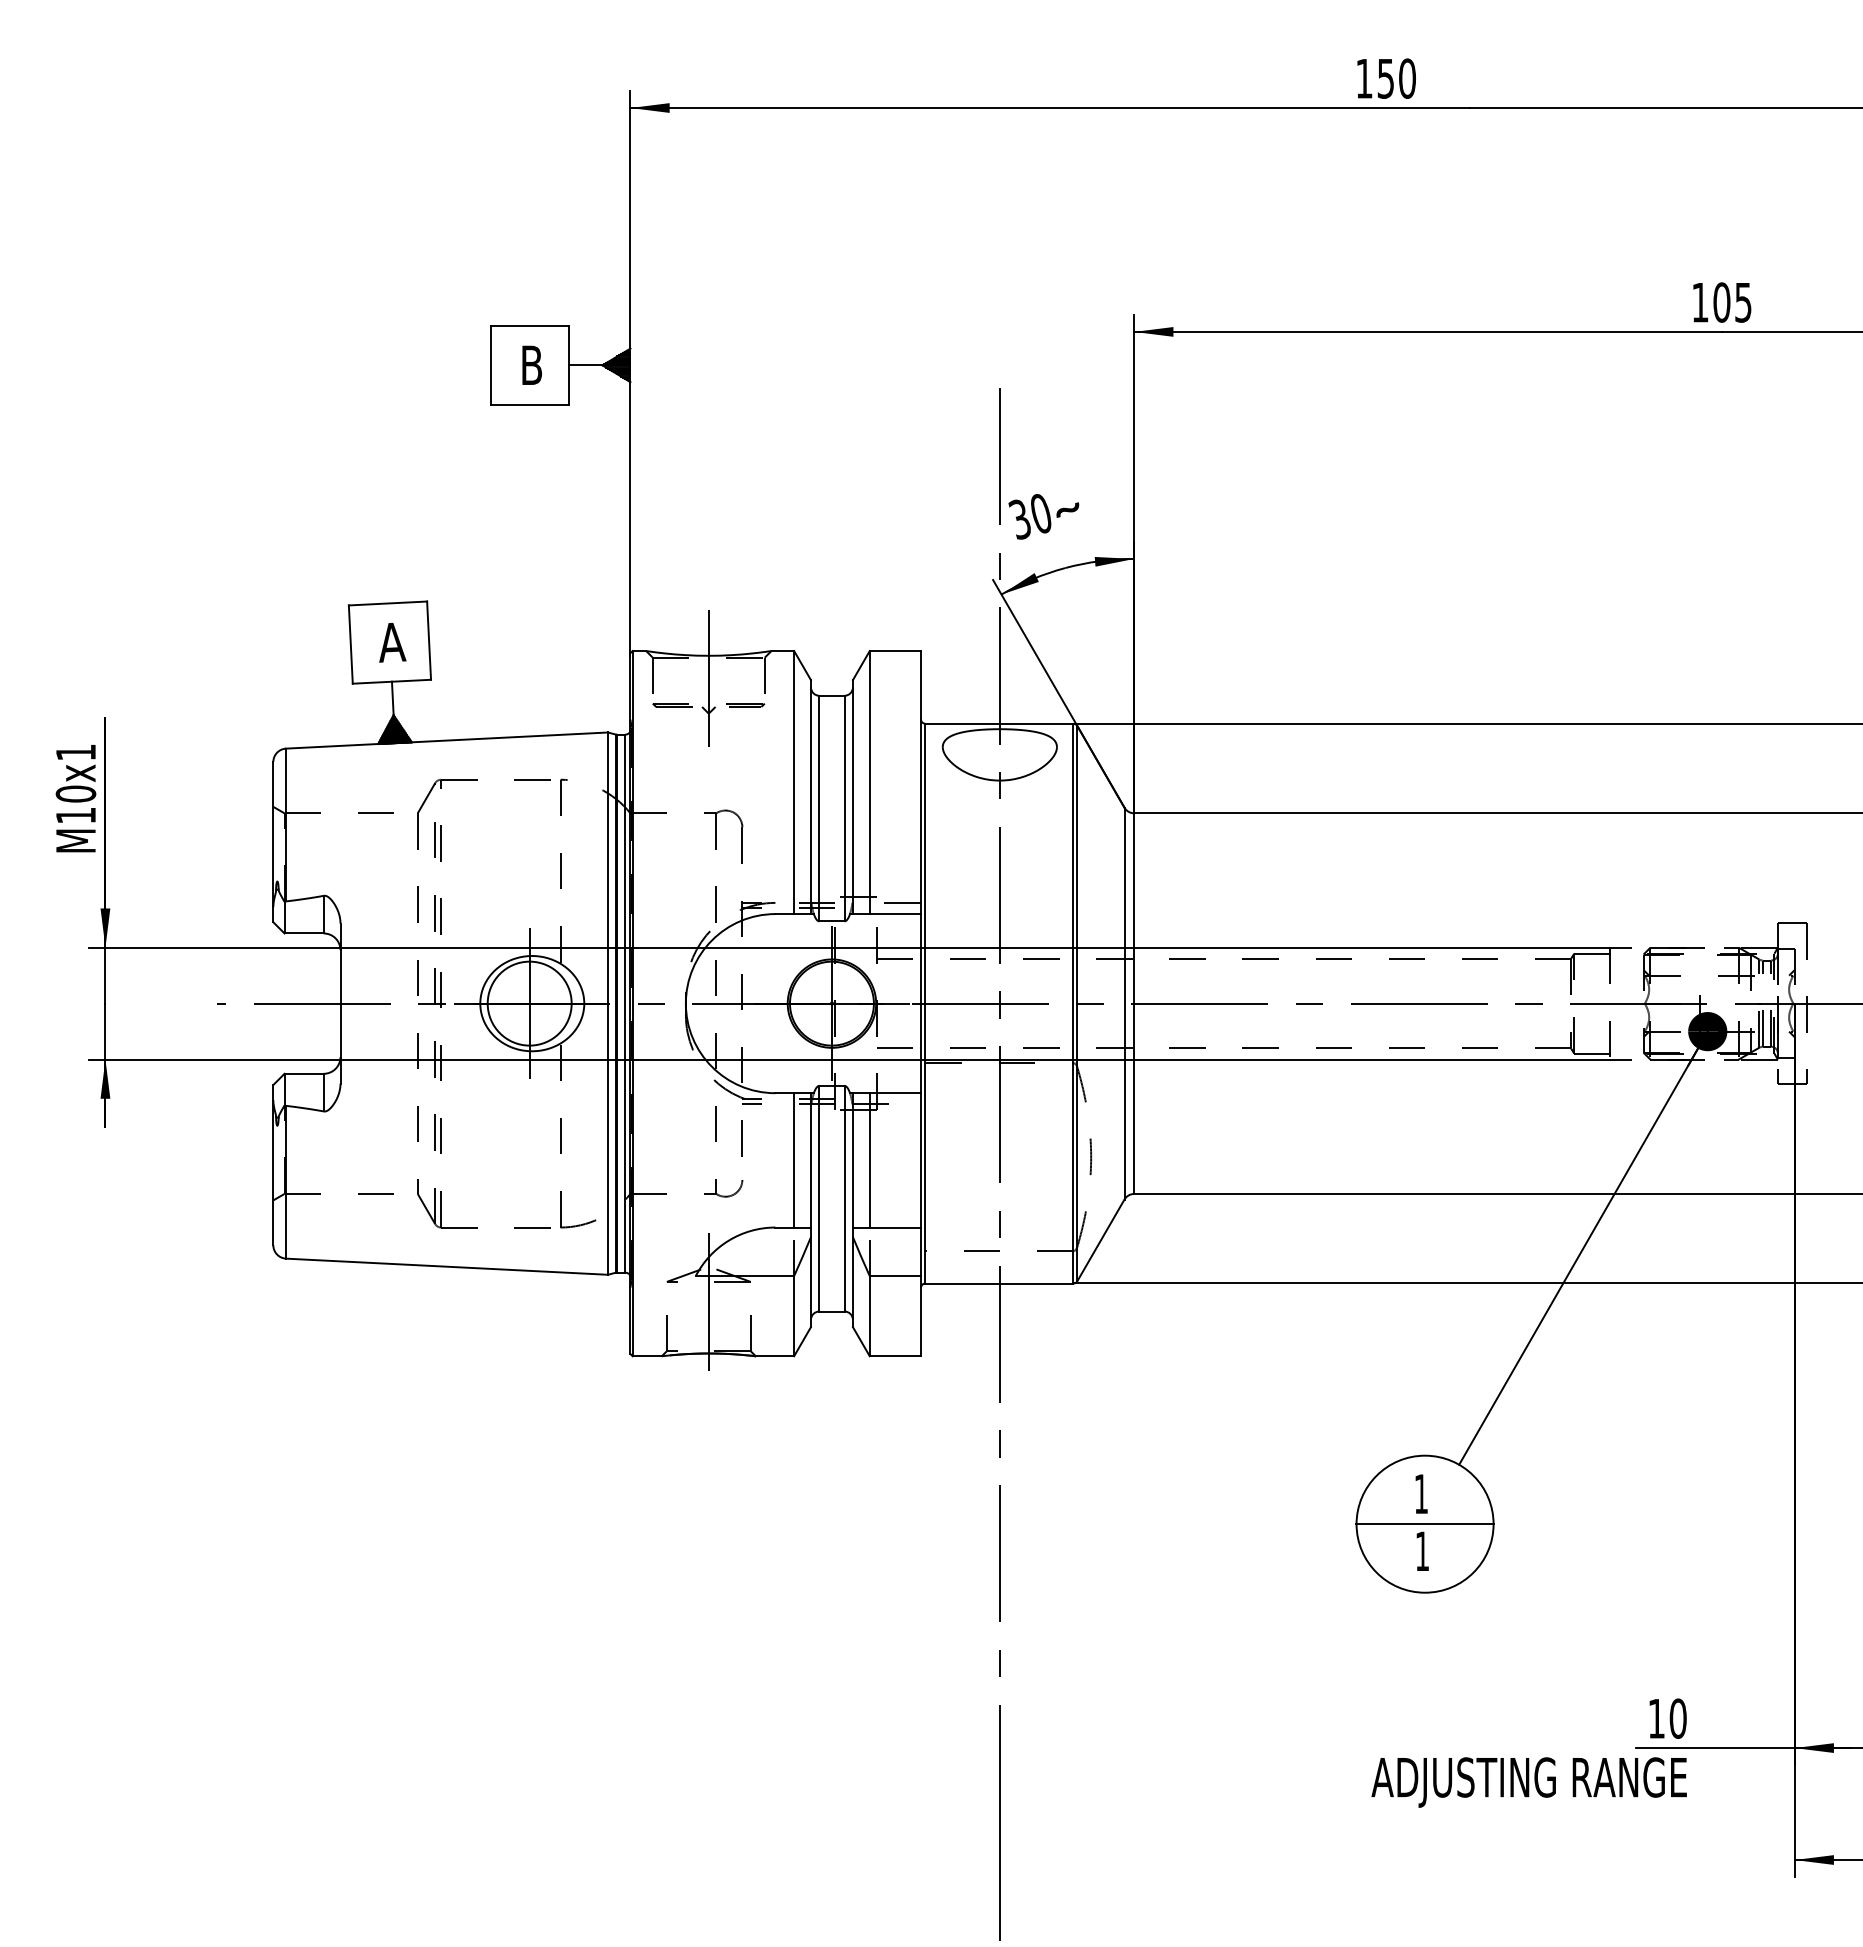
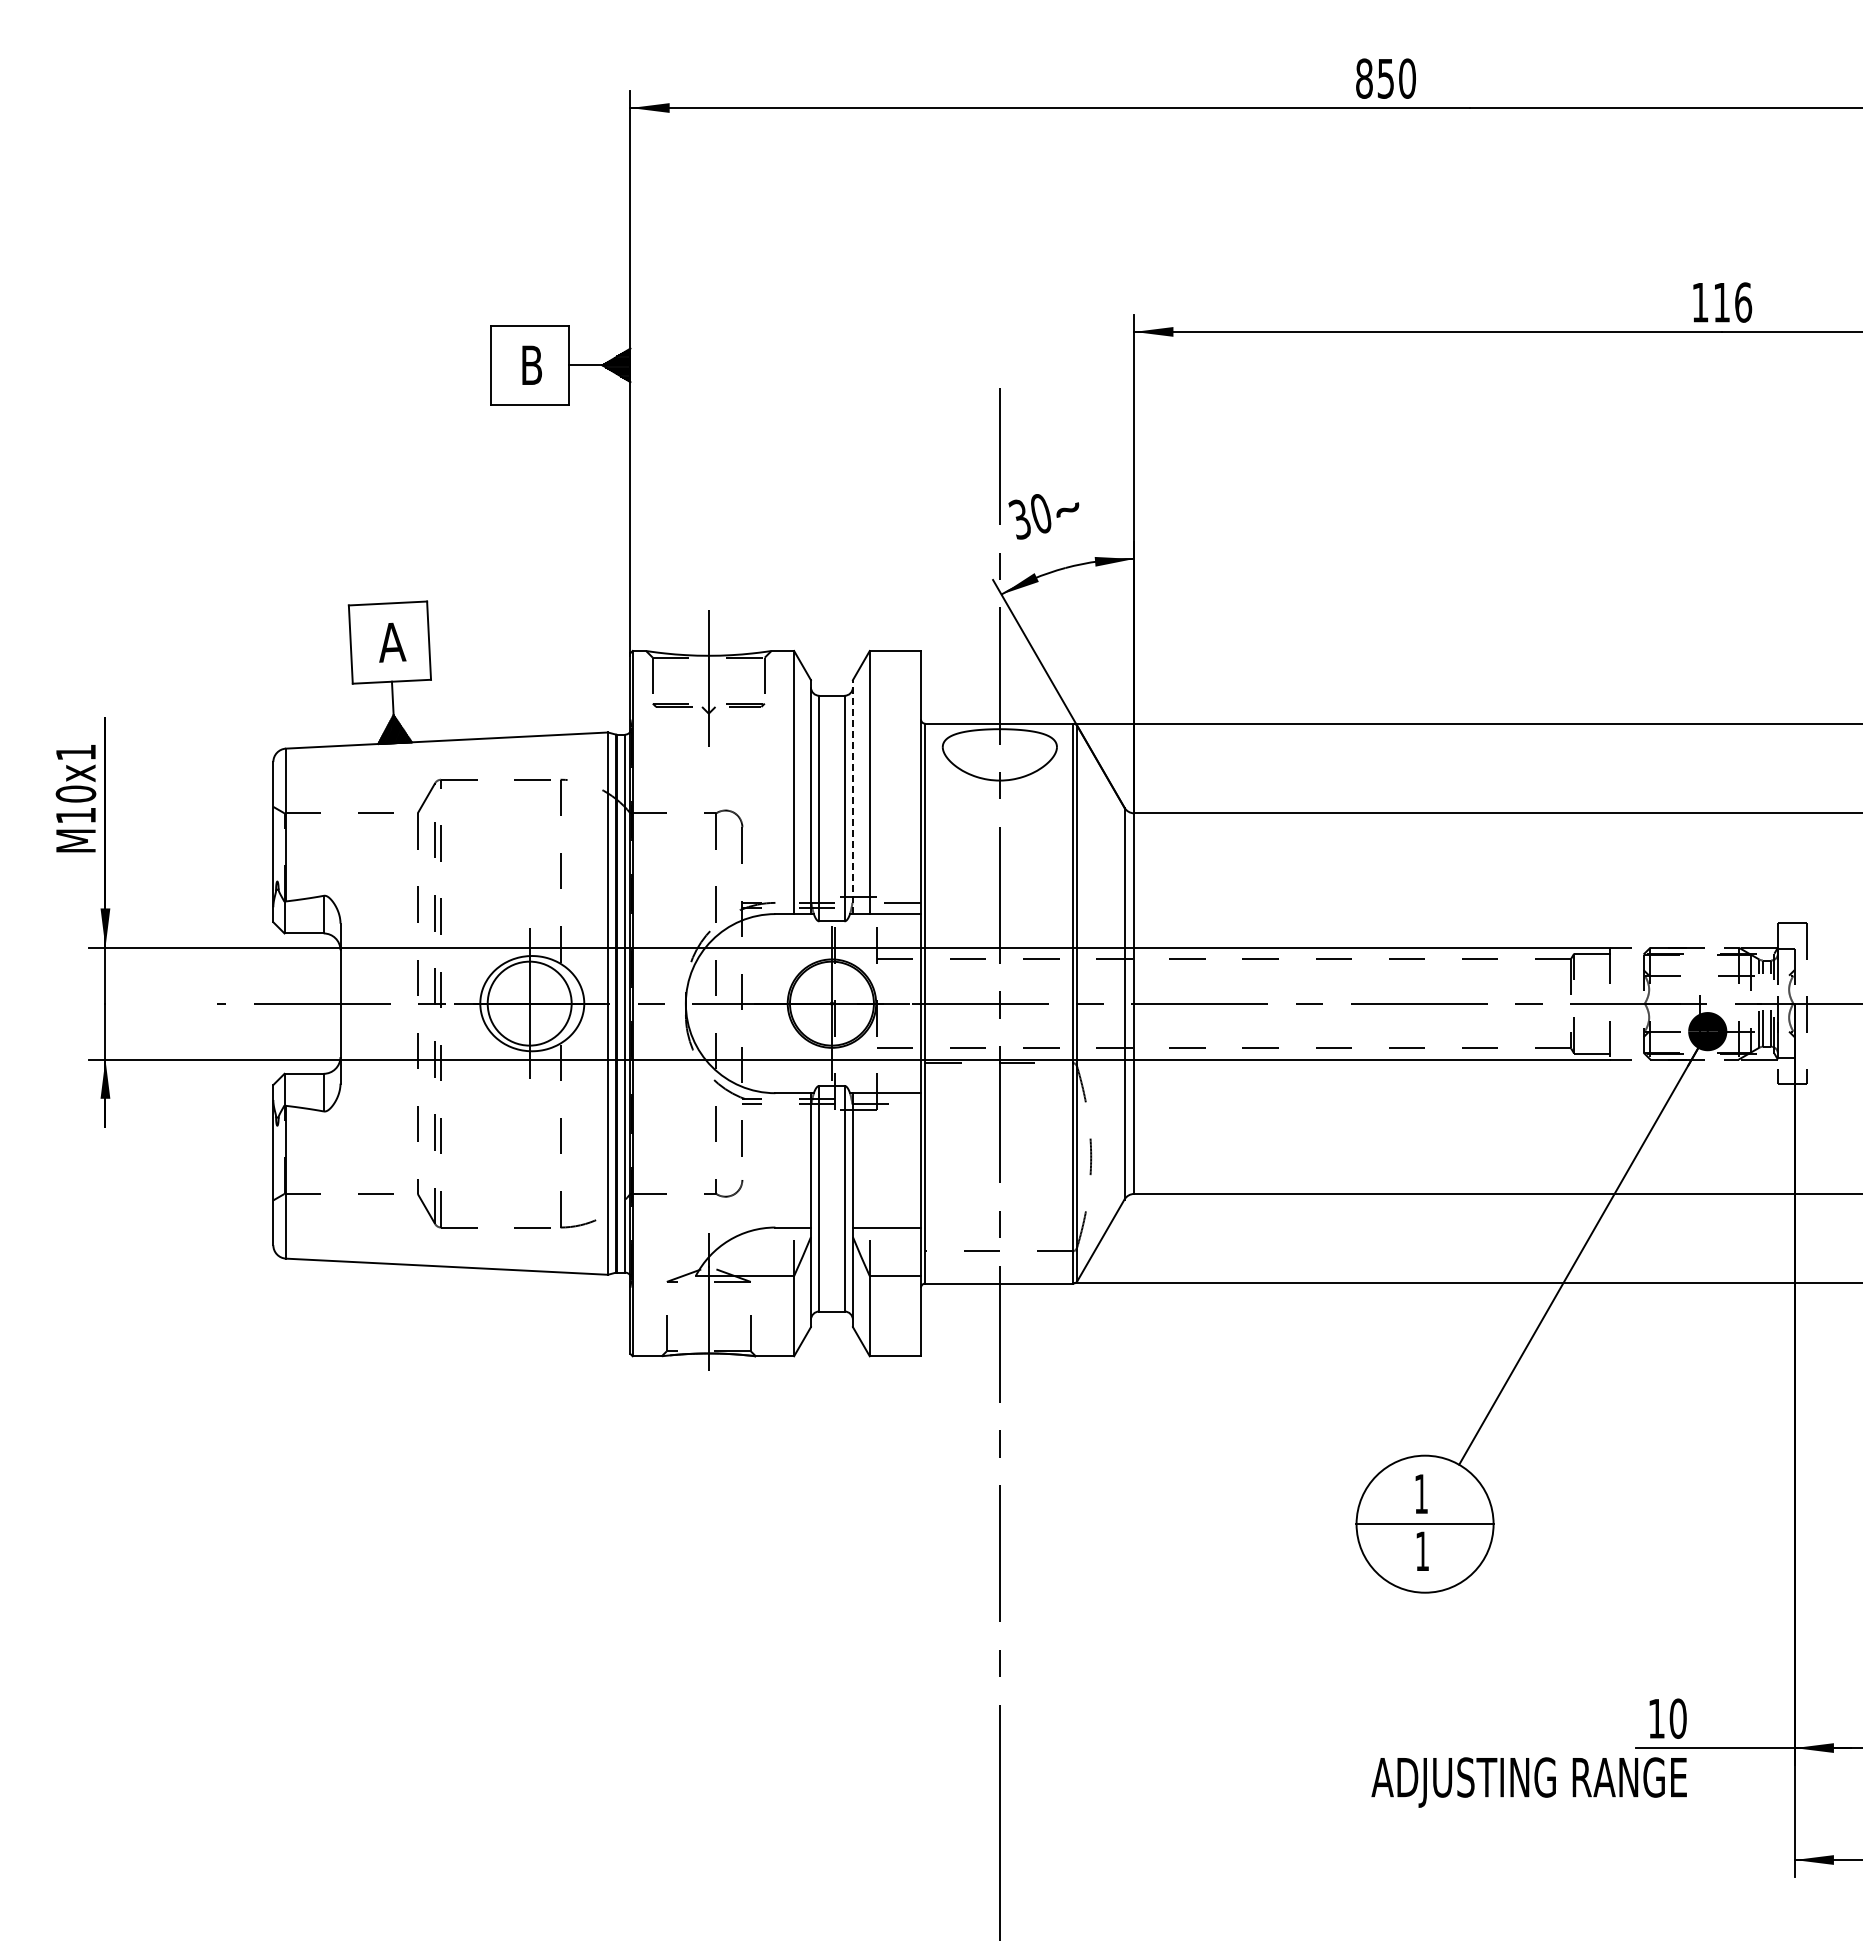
text: 150 -> 850 (1364, 78)
text: 105 -> 116 (1732, 302)
line: solid -> dashed (852, 797)
line: present -> none (794, 1160)
line: present -> none (869, 1160)
